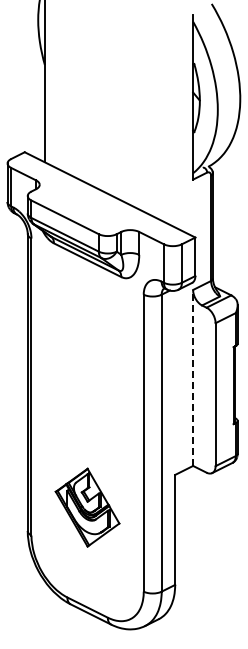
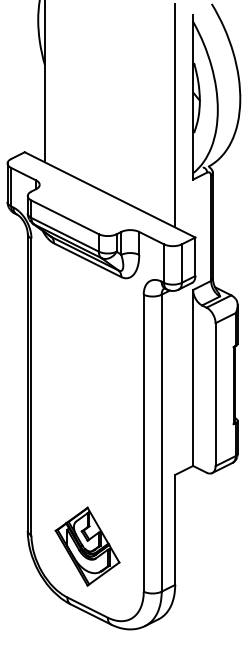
line: none -> present (175, 115)
line: dashed -> solid (193, 377)
part position: (87, 507) -> (87, 546) (87, 546)
